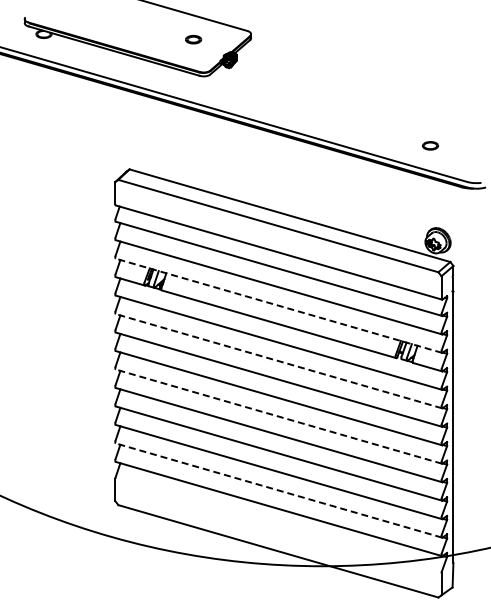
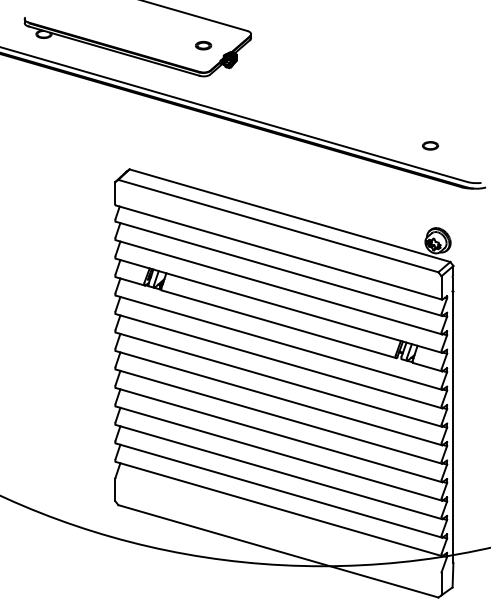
part position: (193, 39) -> (203, 45) (203, 45)
line: dashed -> solid (278, 305)
line: dashed -> solid (278, 361)
line: dashed -> solid (278, 416)
line: dashed -> solid (278, 490)
